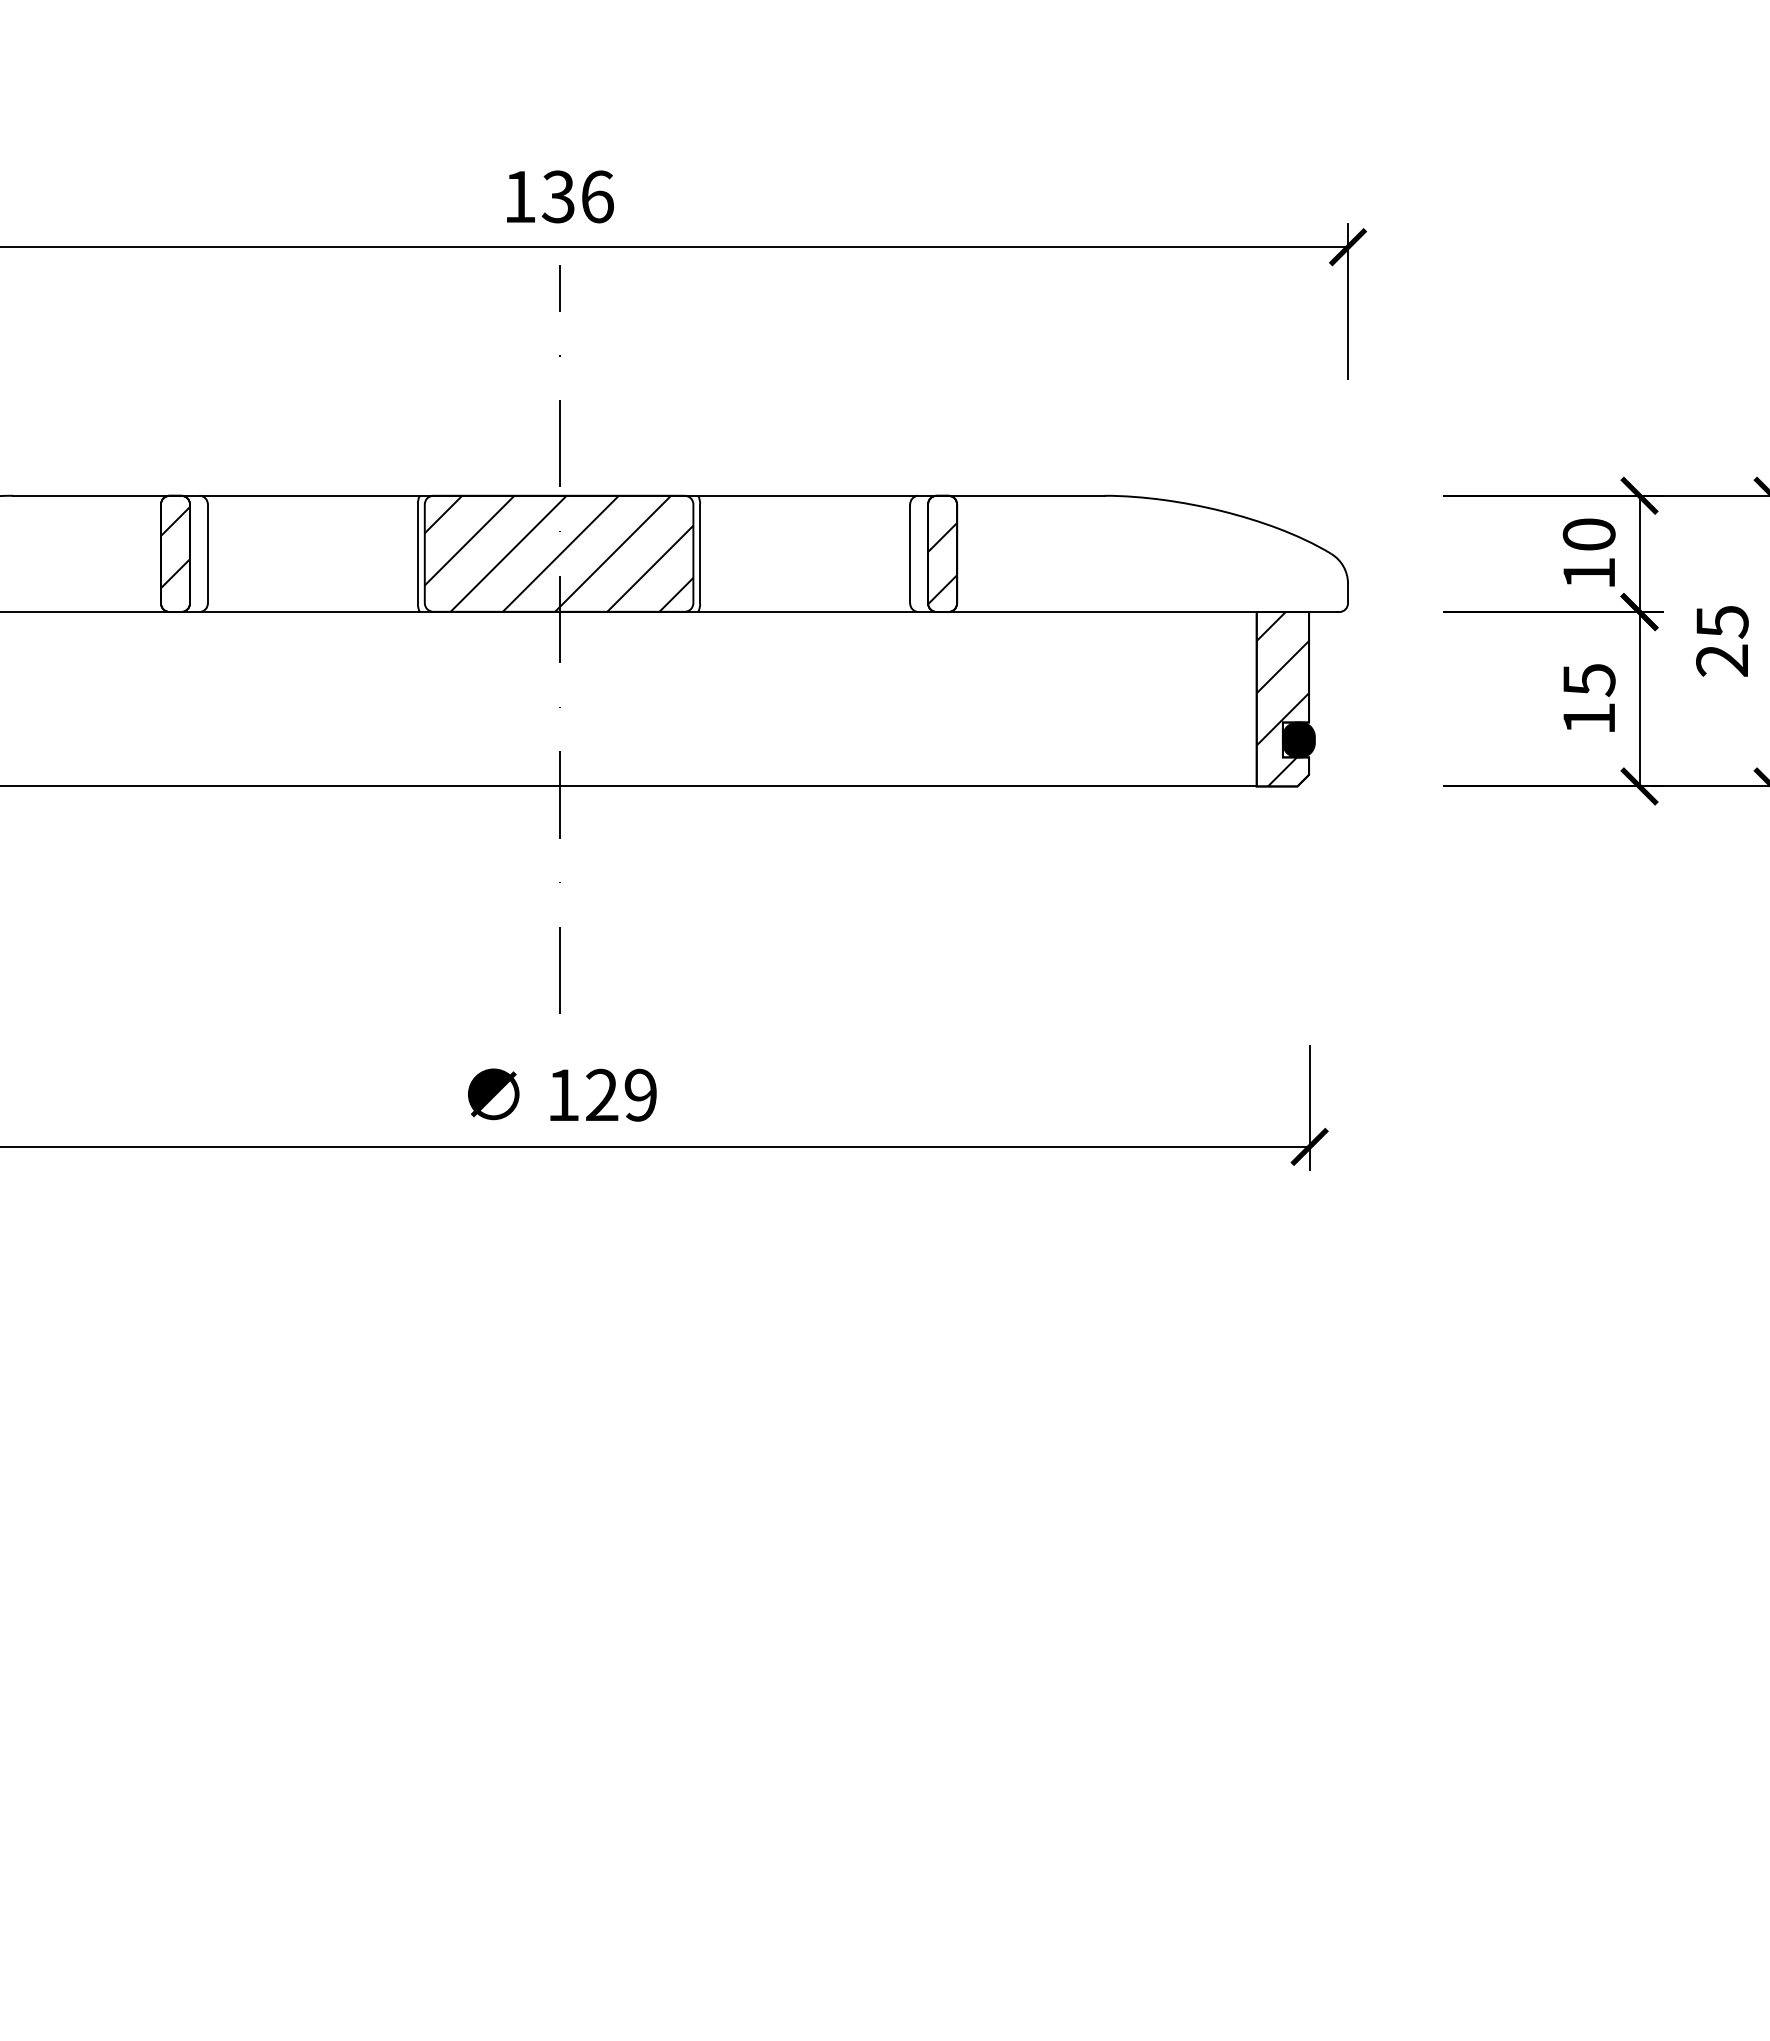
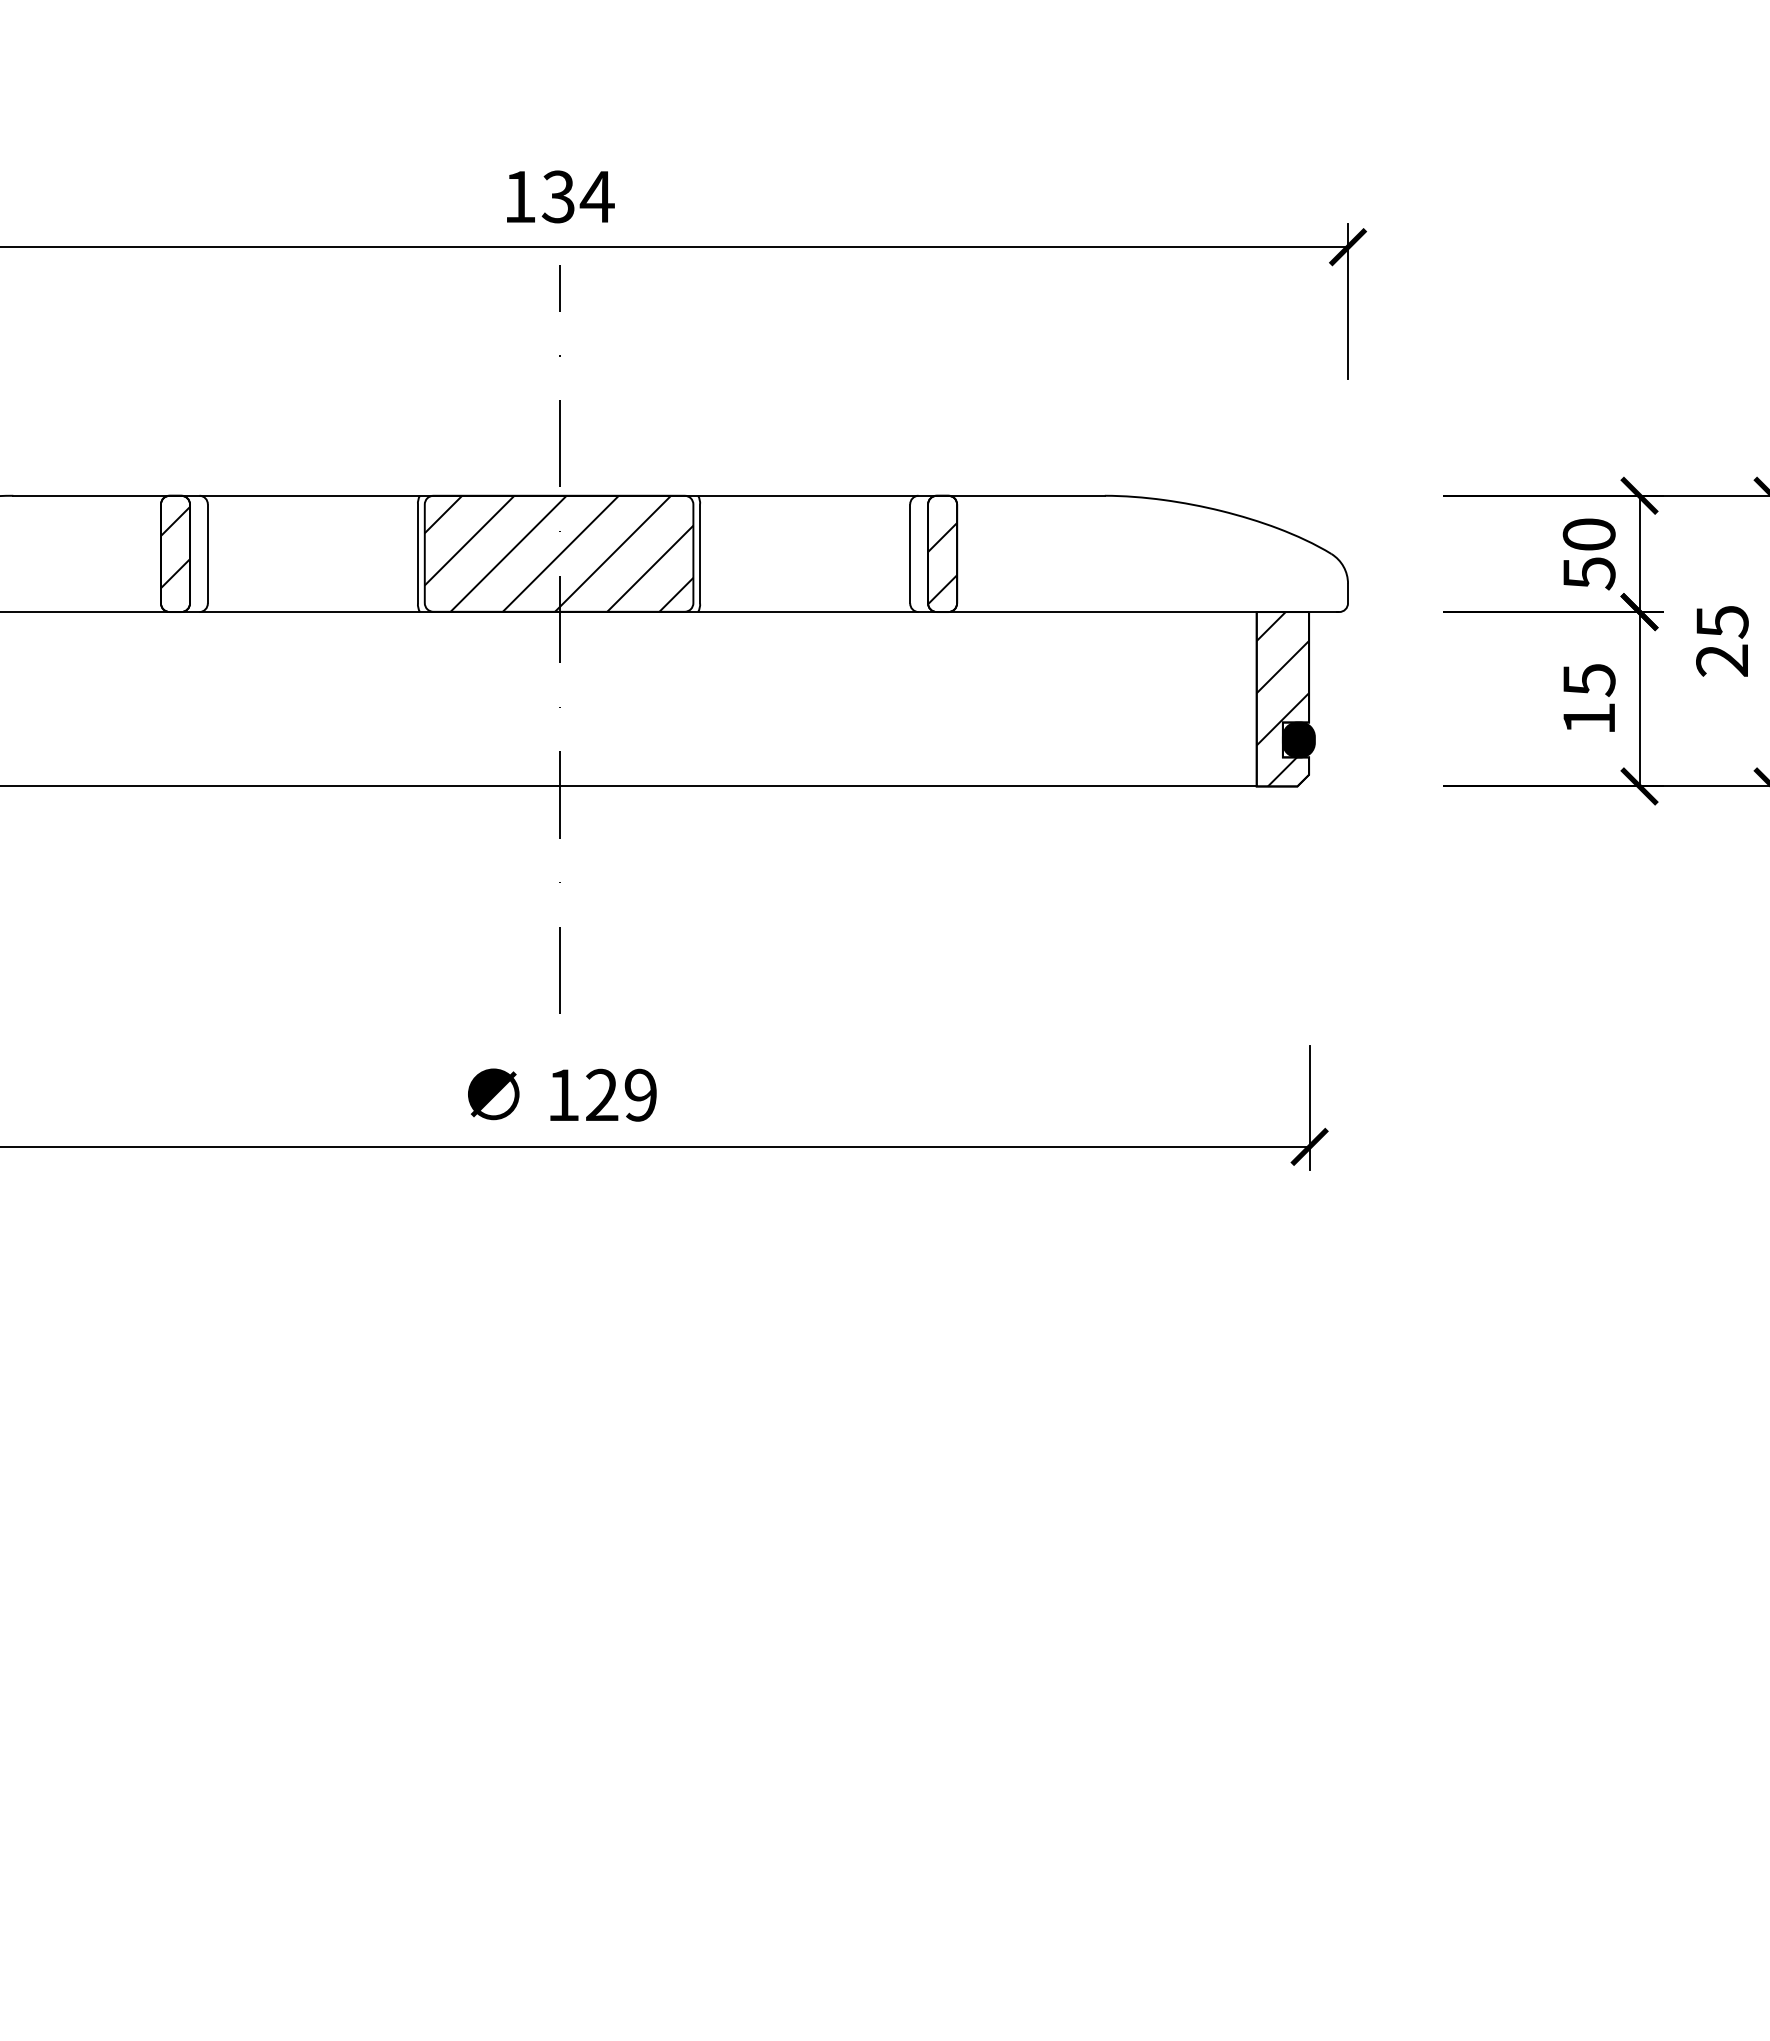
text: 136 -> 134 (596, 196)
text: 10 -> 50 (1589, 573)
